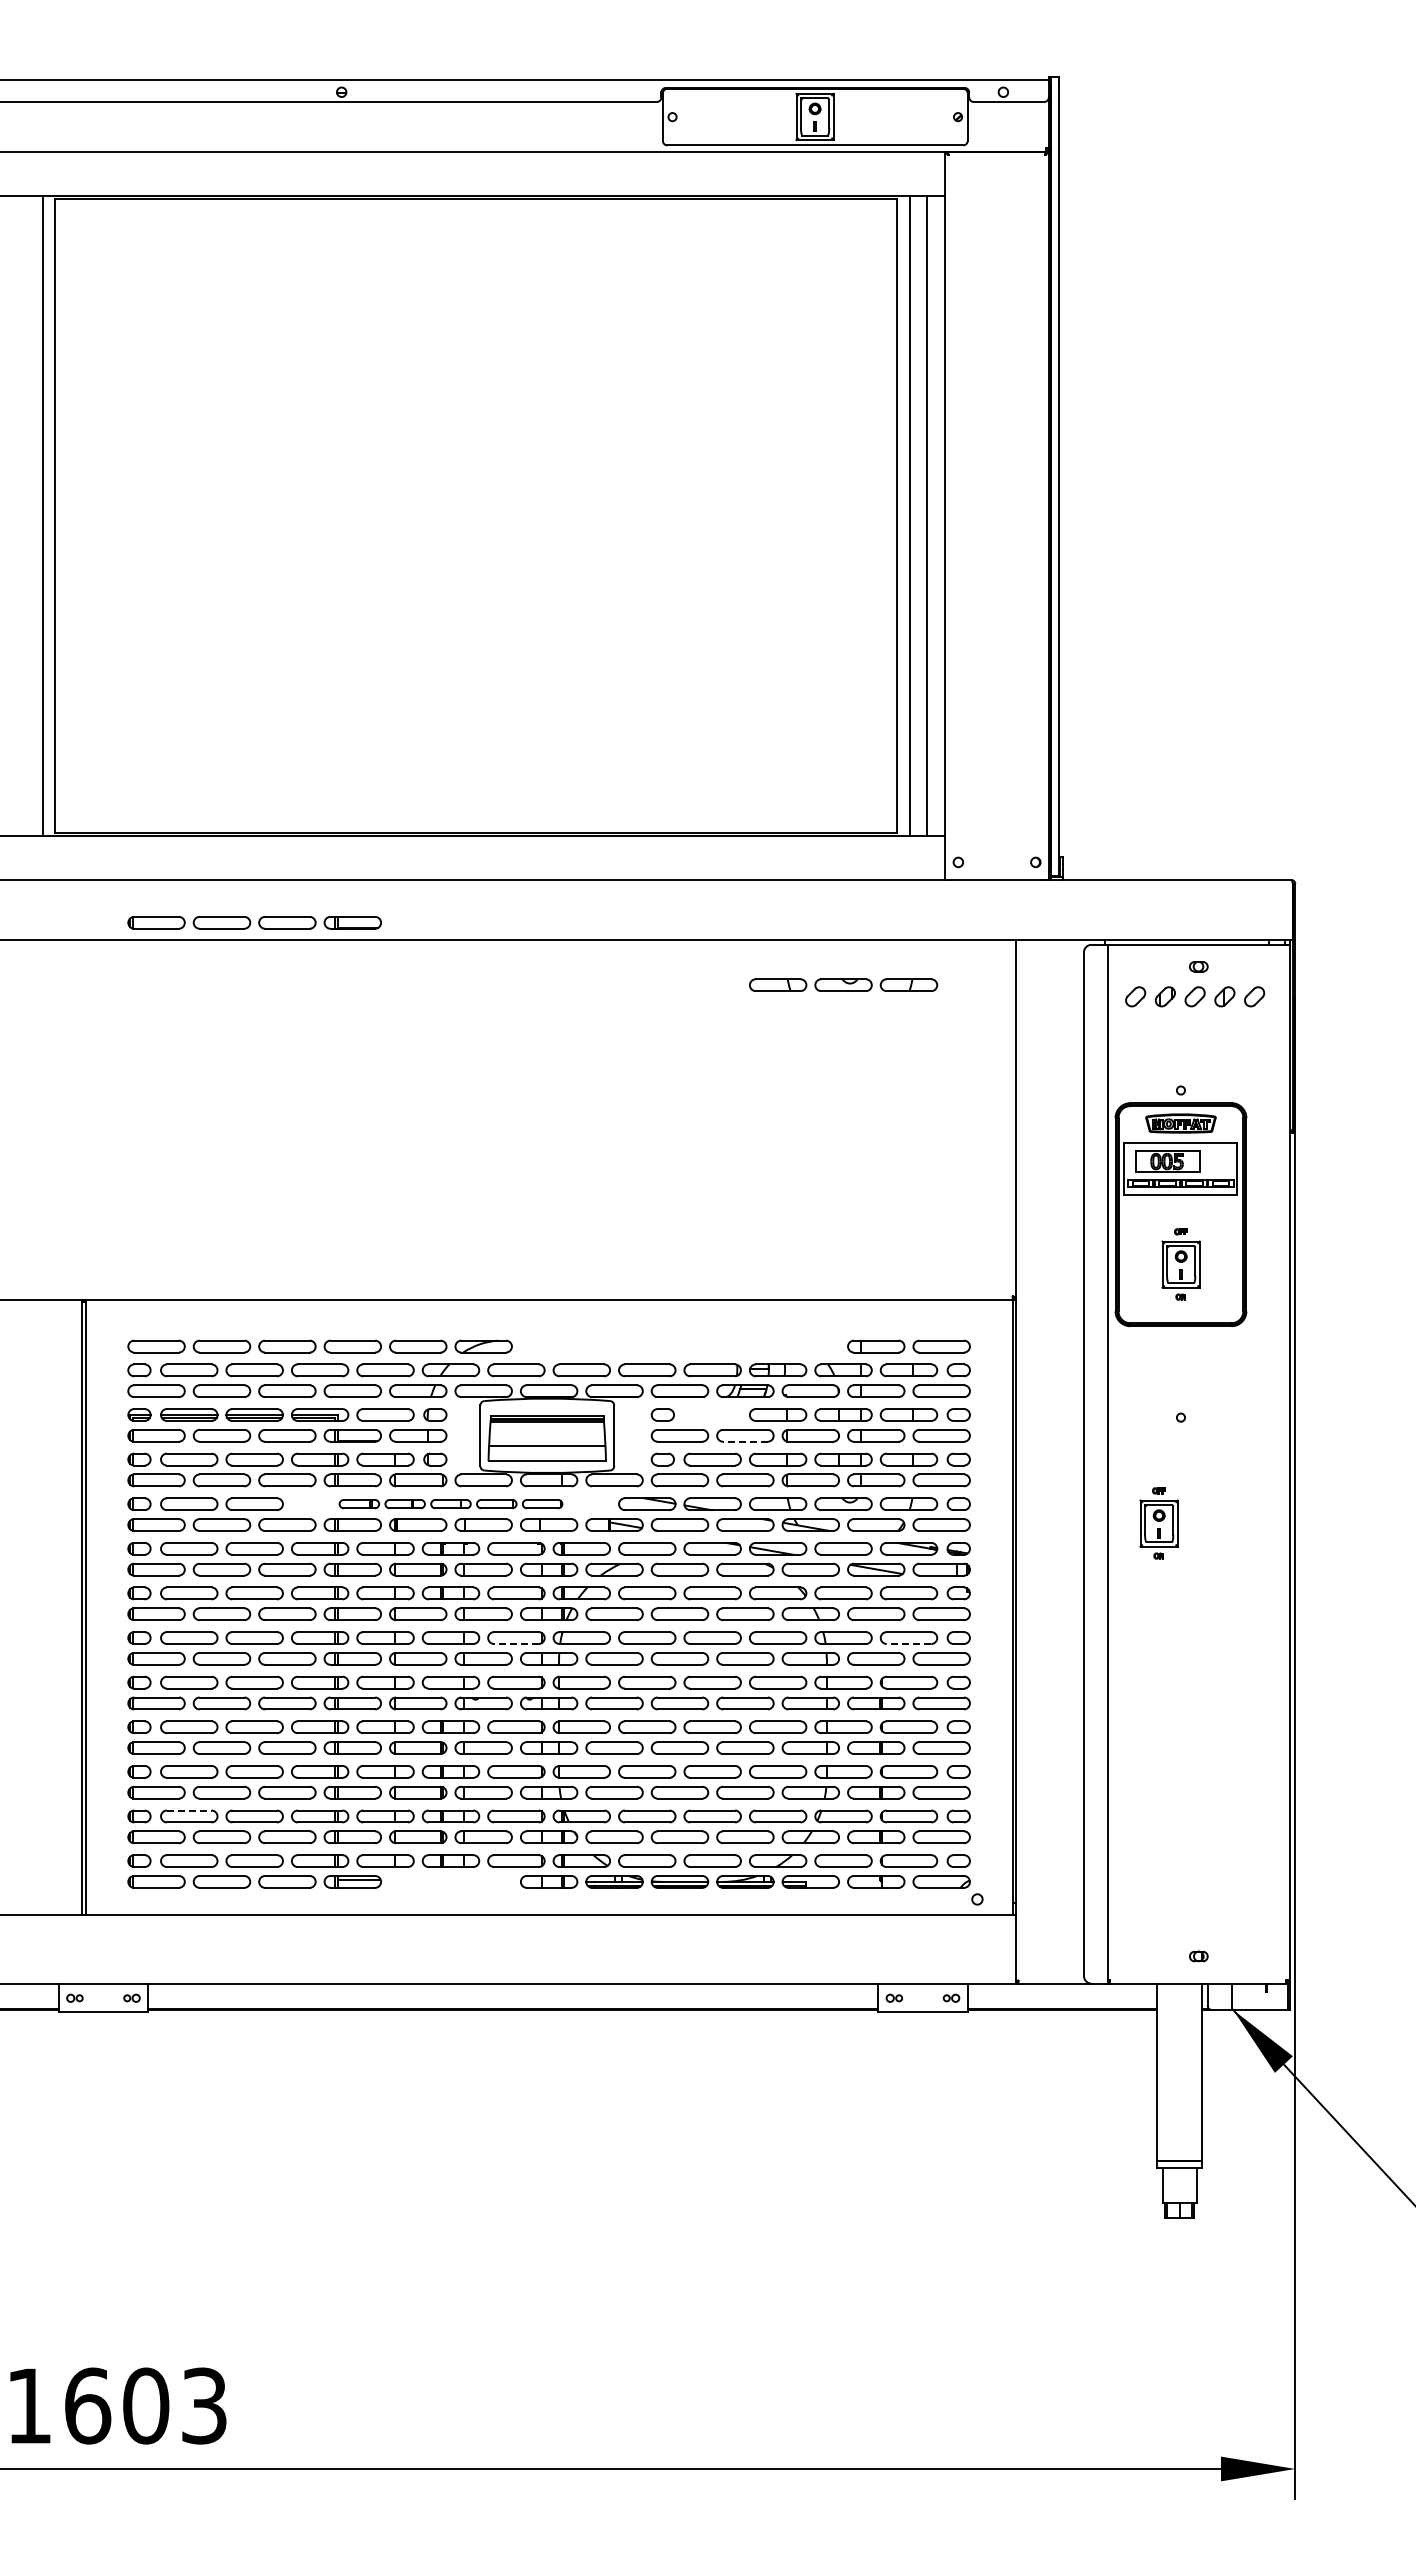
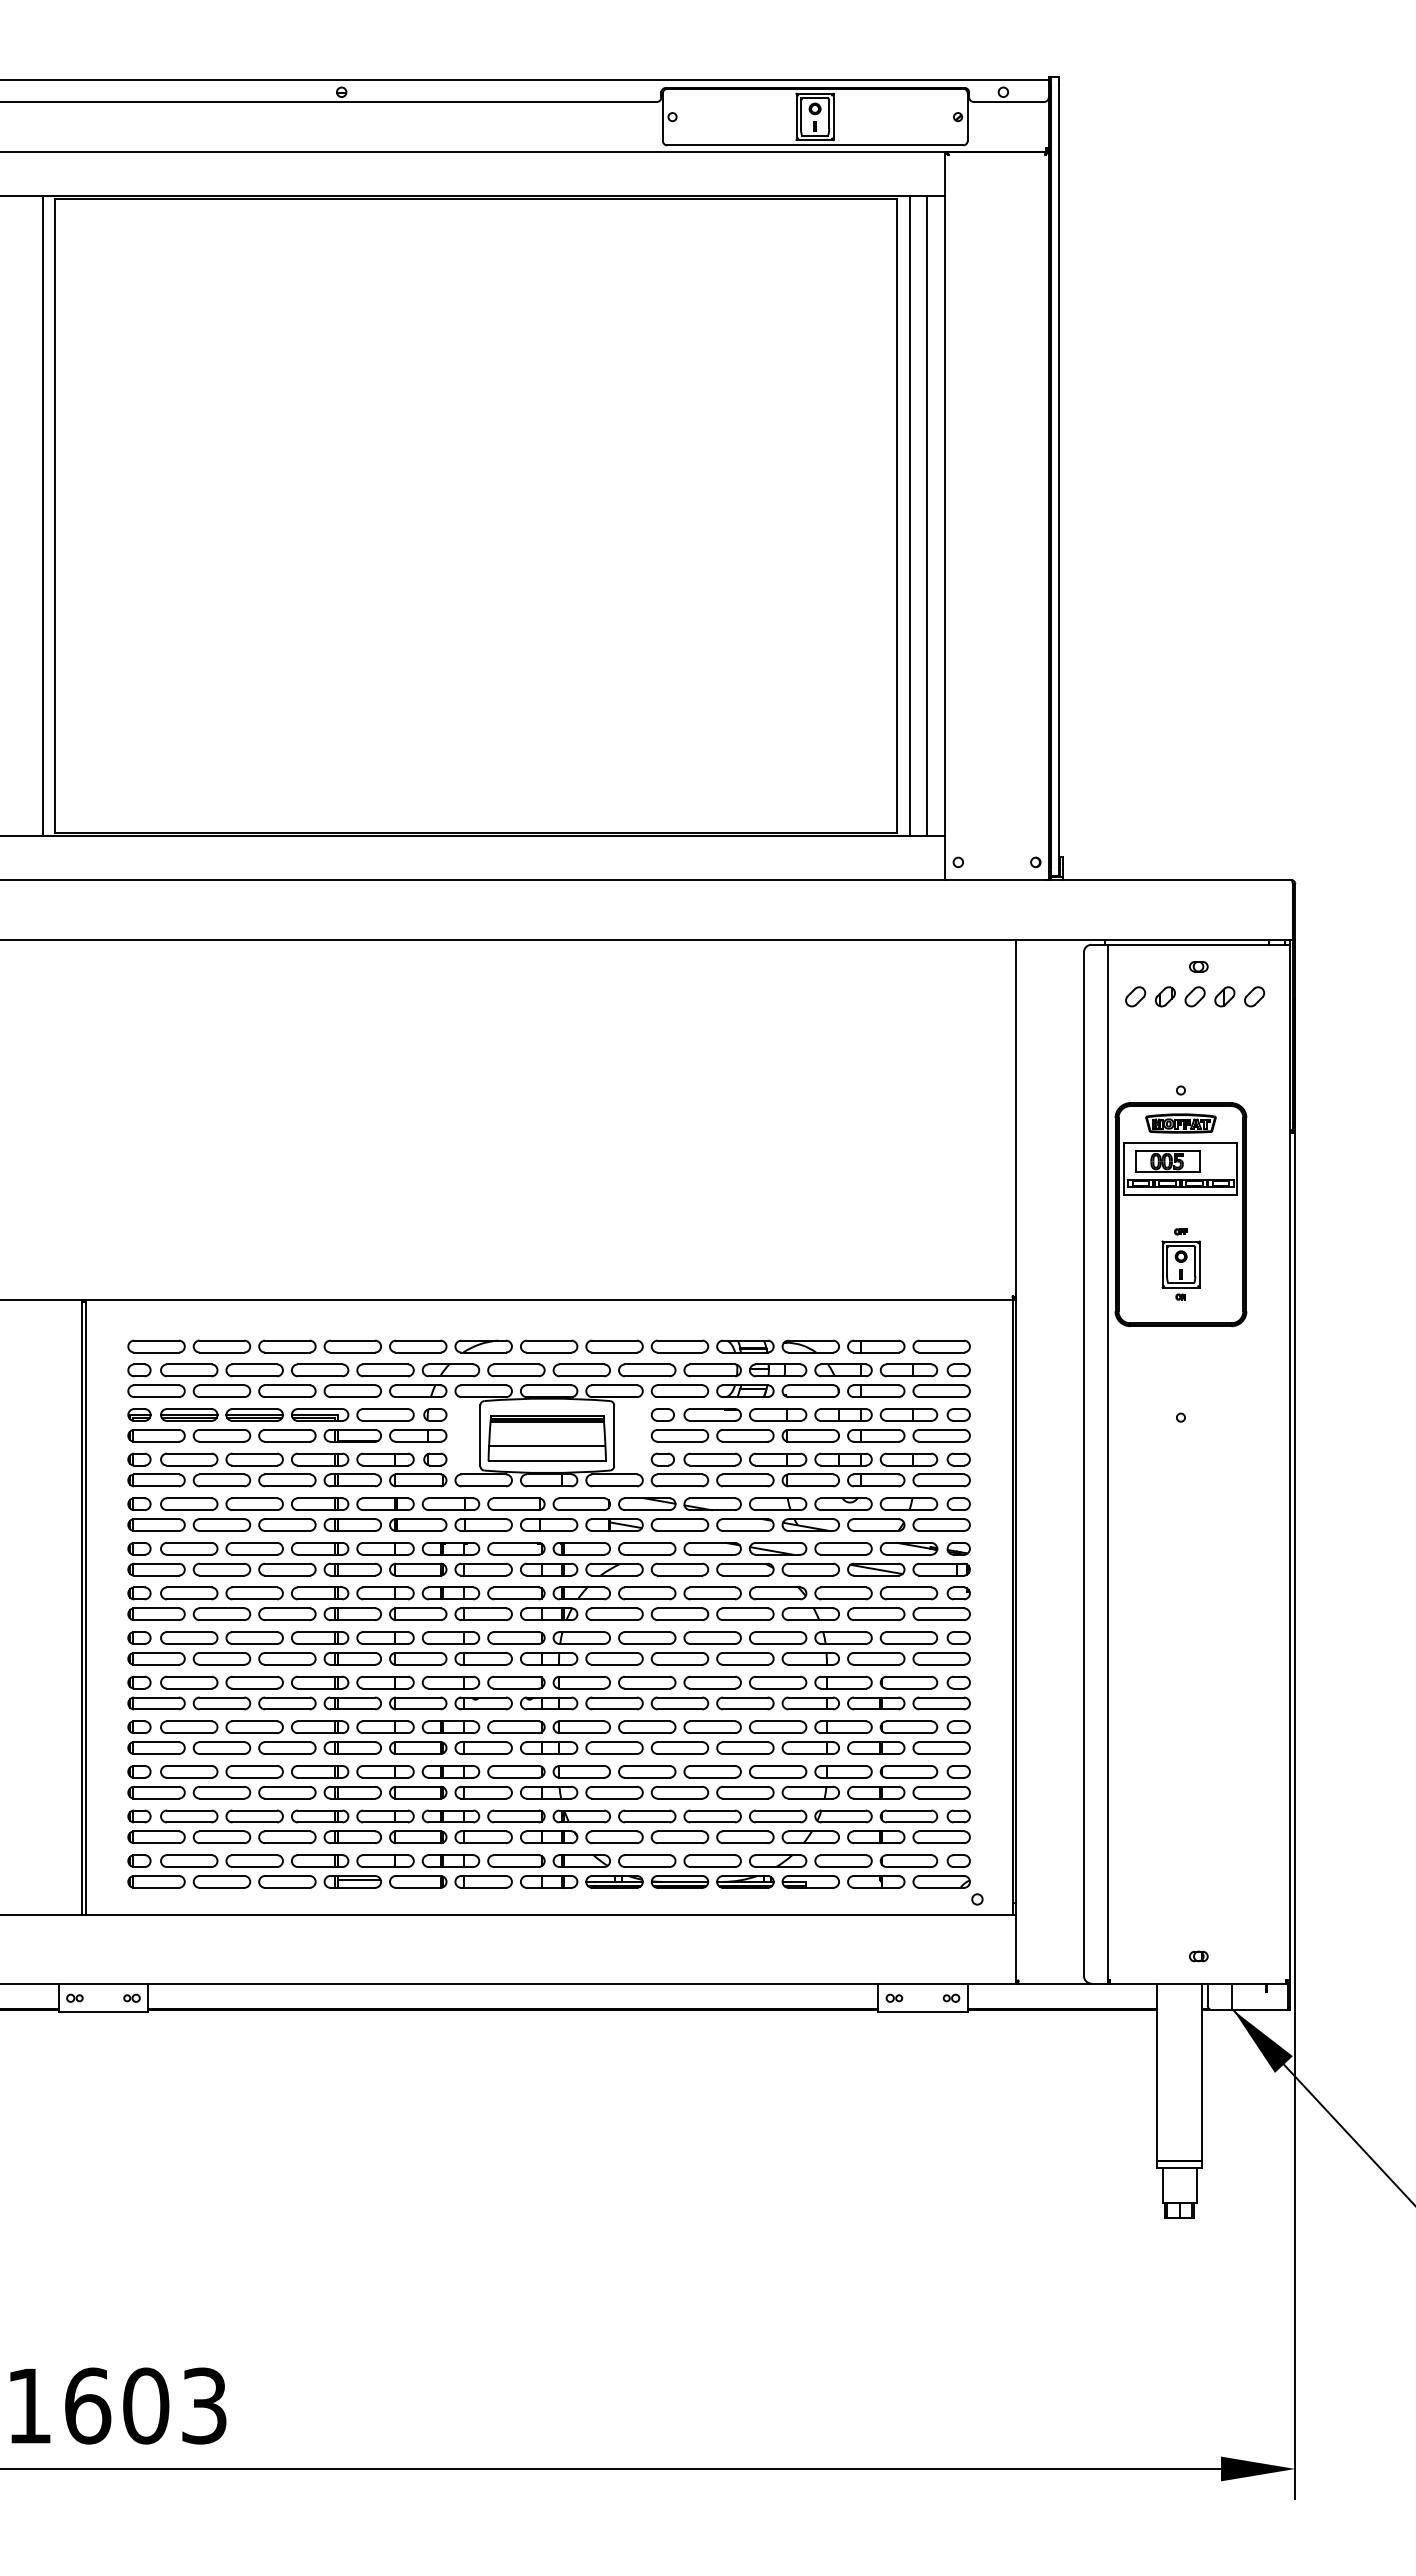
part: present -> none (254, 922)
part: present -> none (843, 984)
part: none -> present (679, 1346)
part: none -> present (712, 1414)
line: dashed -> solid (744, 1441)
part size: 226x11 px -> 320x14 px (450, 1503)
part: present -> none (1158, 1523)
line: dashed -> solid (515, 1643)
line: dashed -> solid (908, 1643)
line: dashed -> solid (189, 1810)
part: none -> present (450, 1881)
